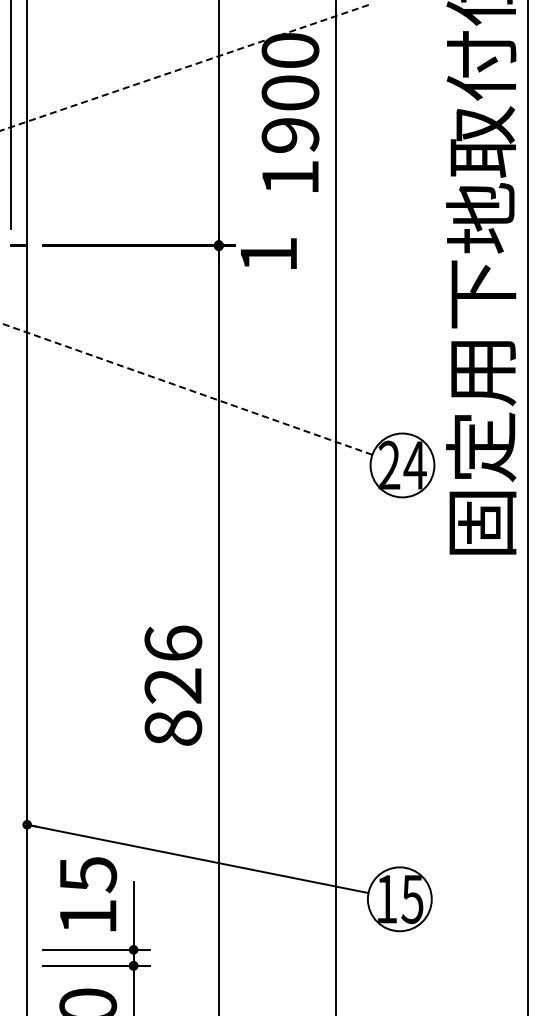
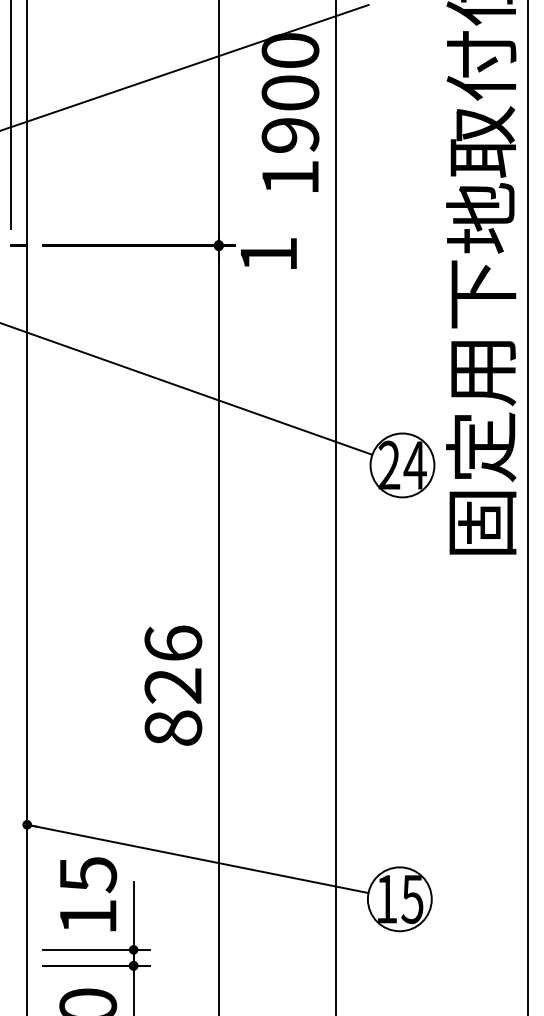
line: dashed -> solid (185, 67)
line: dashed -> solid (186, 389)
